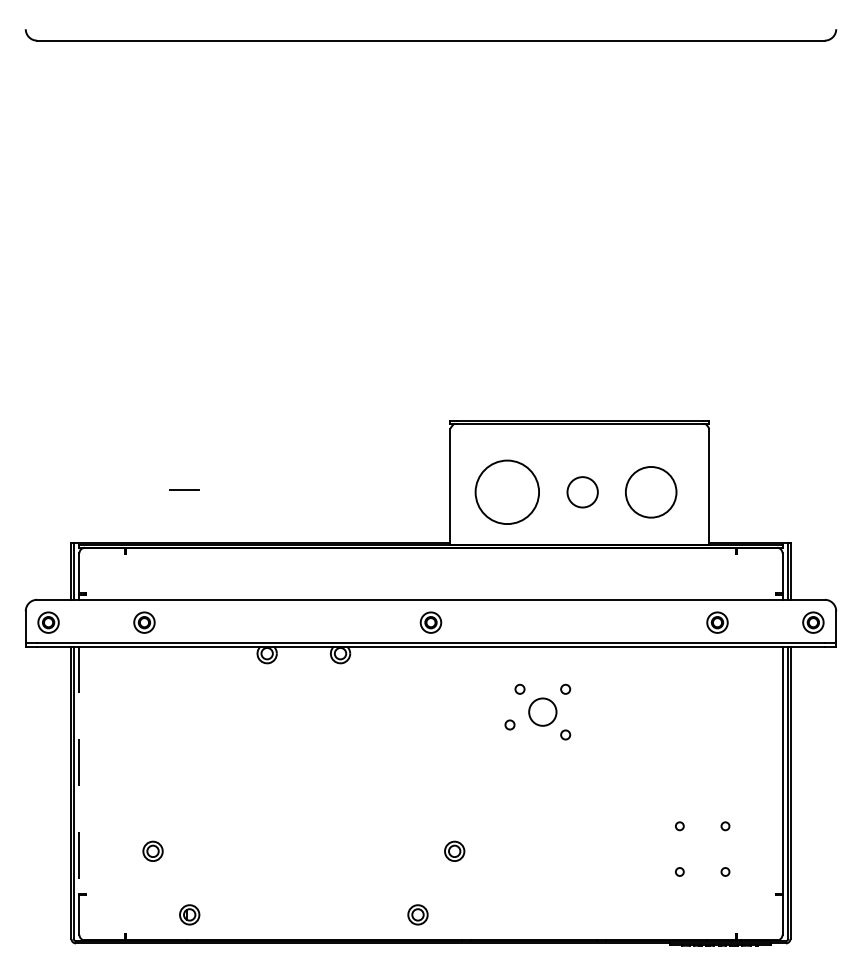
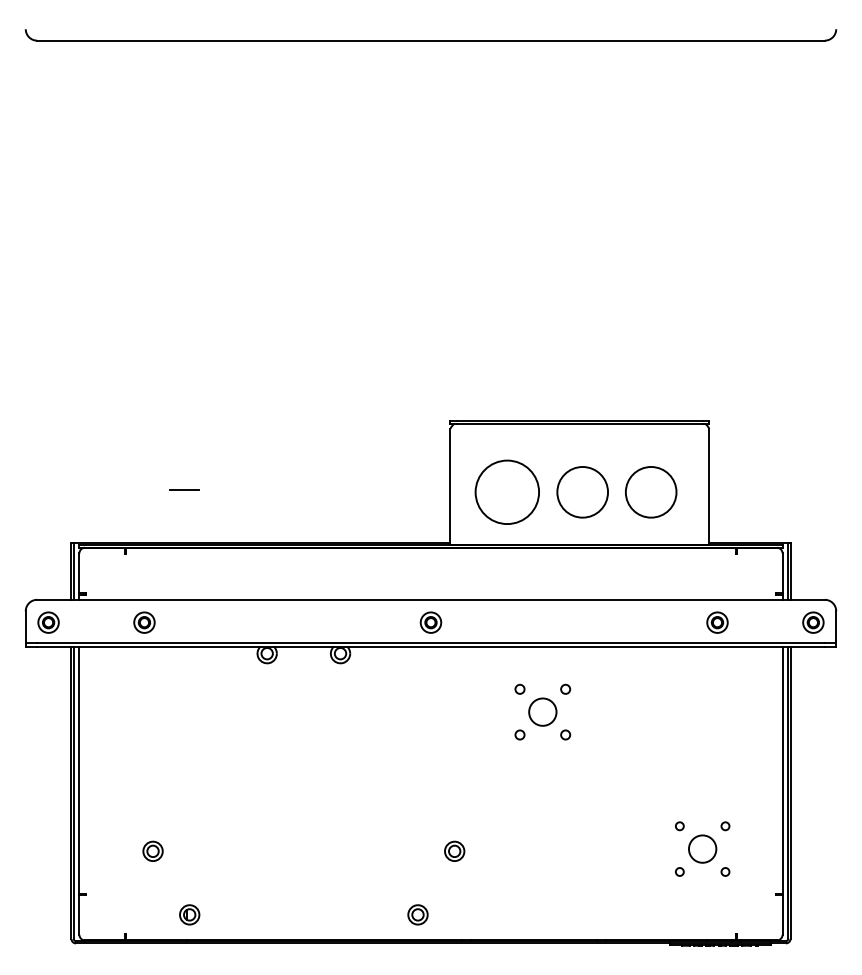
circle diameter: 30 px -> 51 px (582, 491)
circle position: (509, 724) -> (519, 734) (519, 734)
line: dashed -> solid (79, 770)
circle: none -> present (702, 848)
